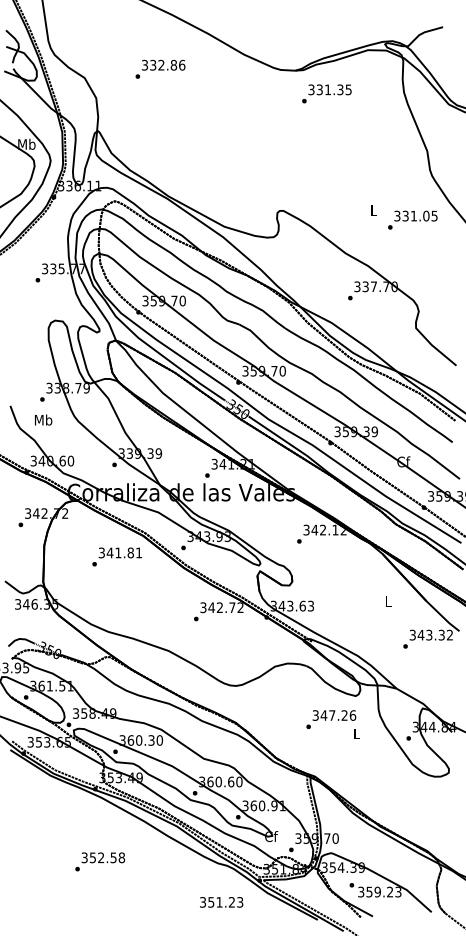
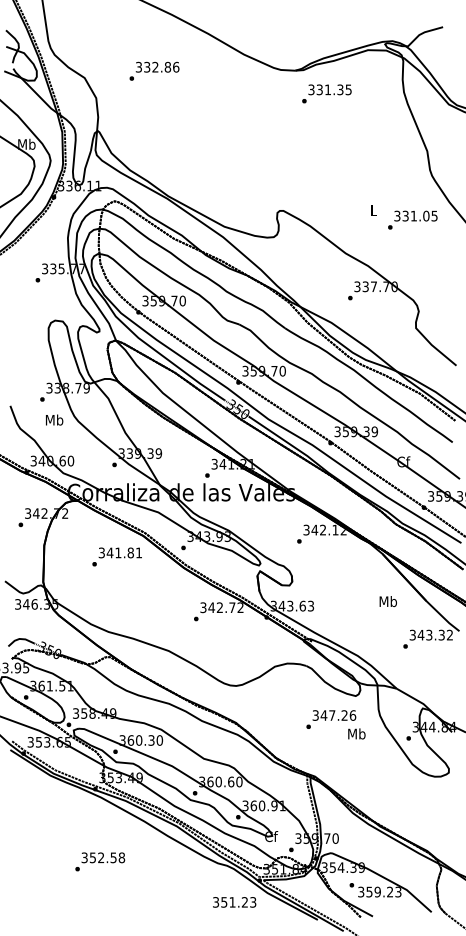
text position: (160, 68) -> (154, 70) (154, 70)
text position: (43, 419) -> (54, 419) (54, 419)
text: L -> Mb (387, 601)
text: L -> Mb (356, 733)
text position: (221, 902) -> (234, 902) (234, 902)
